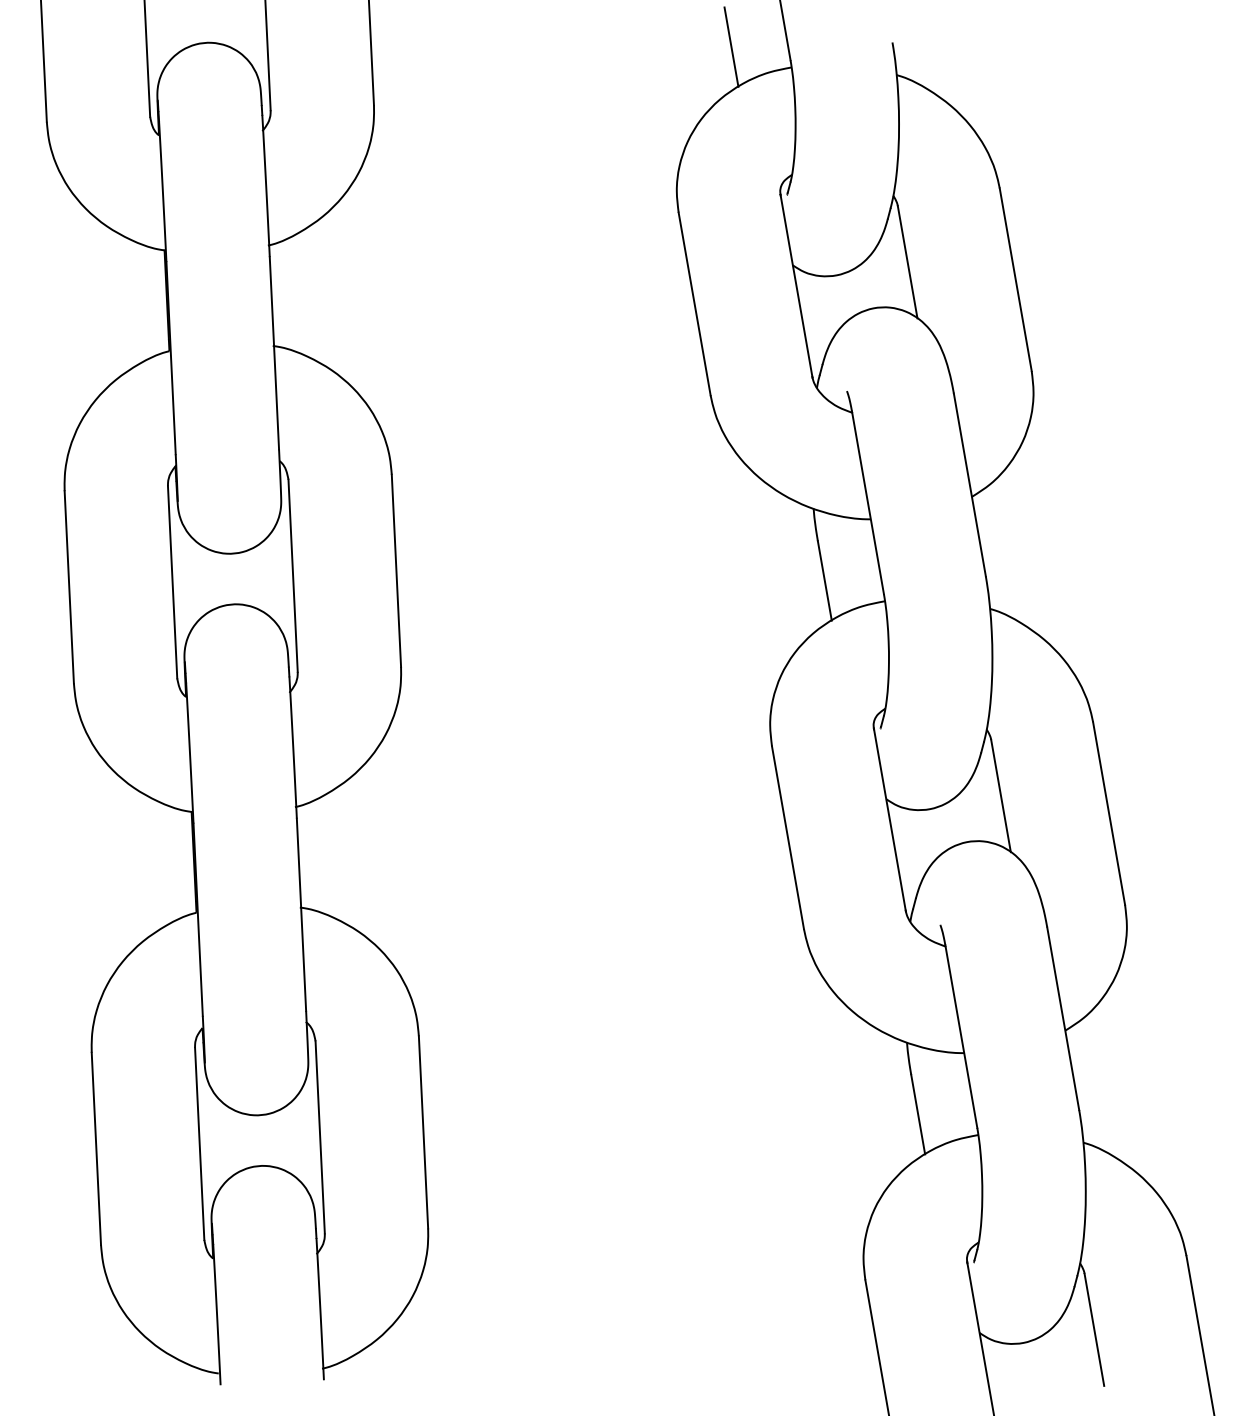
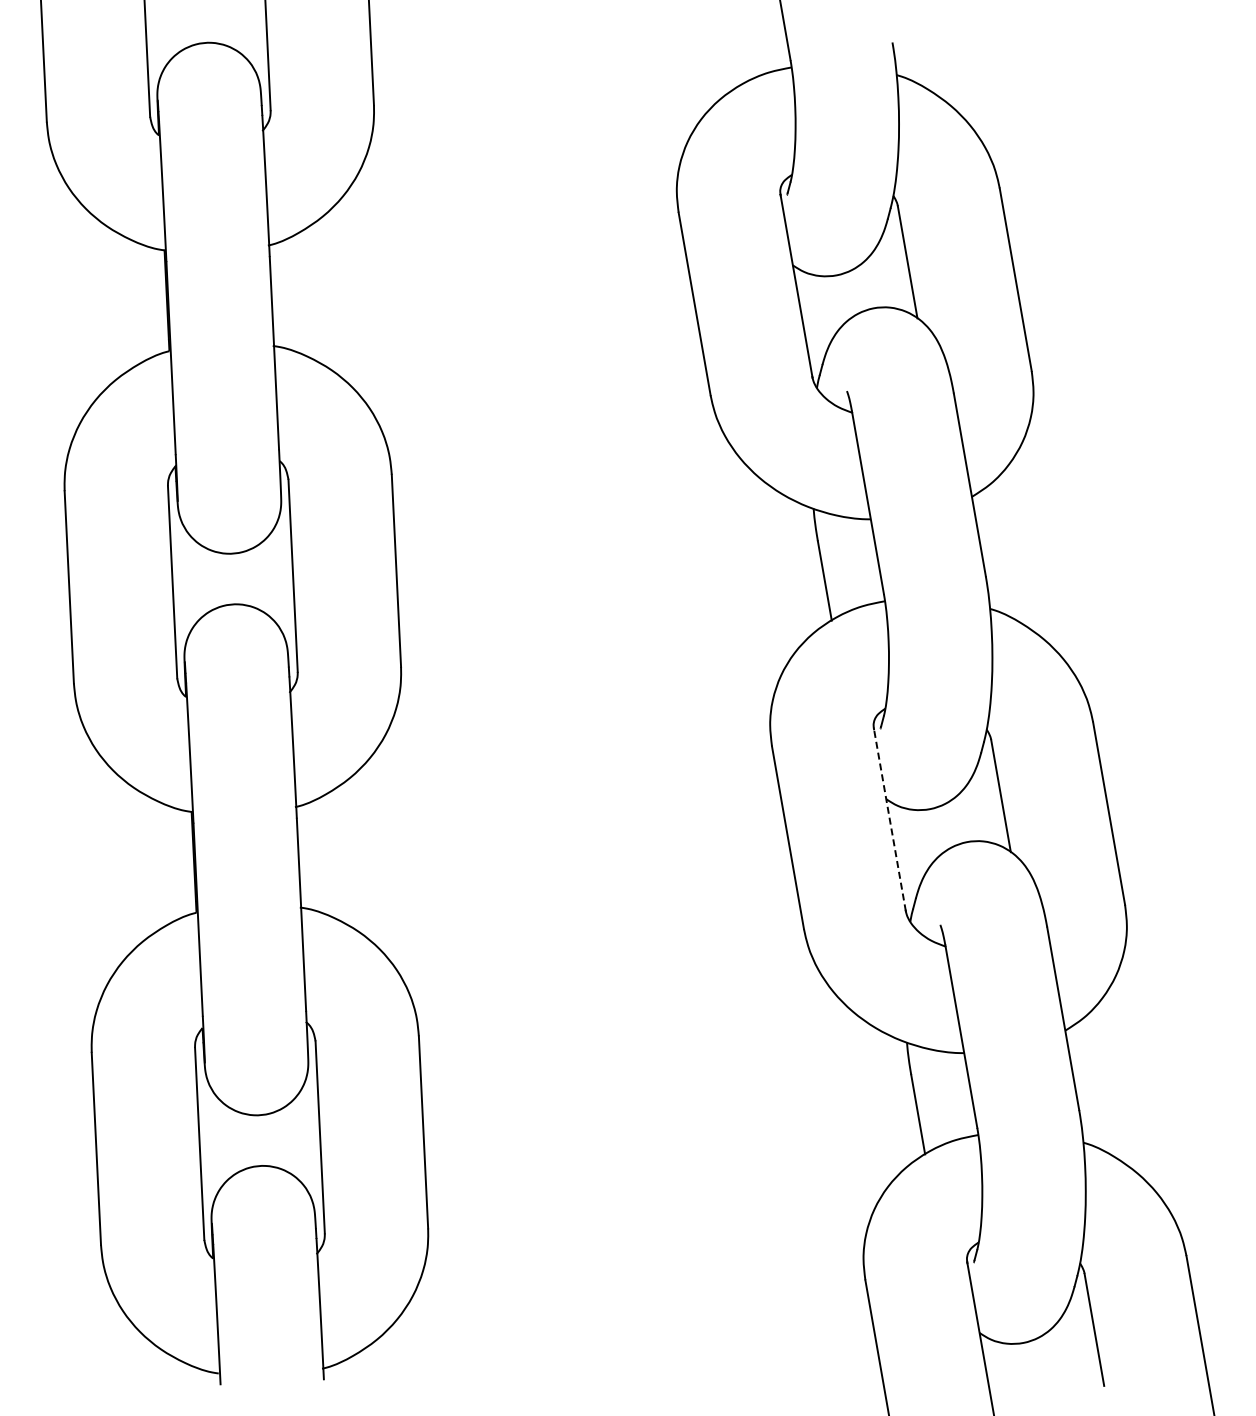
line: present -> none (731, 46)
line: solid -> dashed (889, 819)
